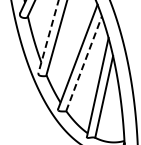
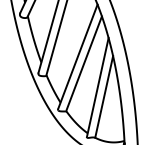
line: dashed -> solid (48, 37)
line: dashed -> solid (84, 63)
